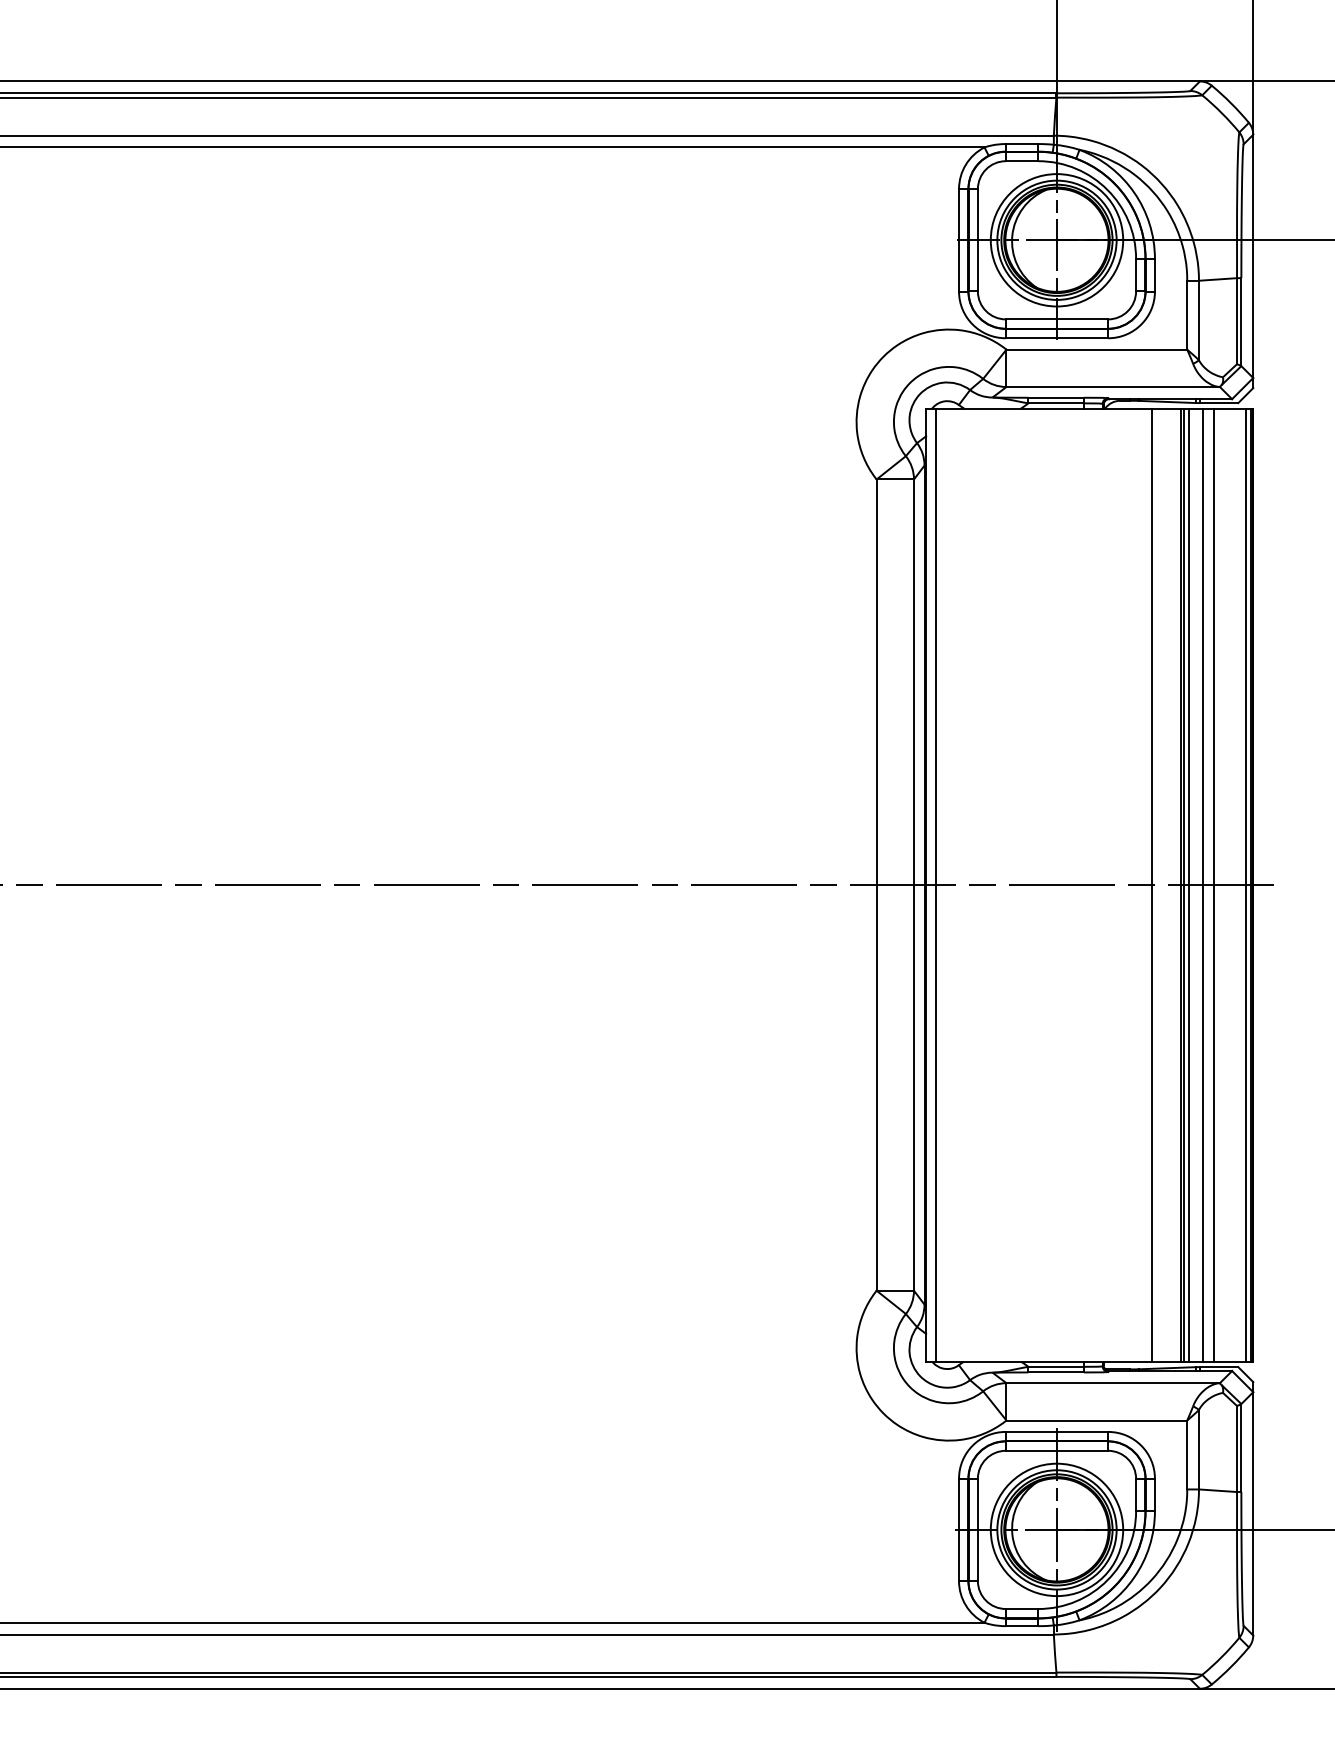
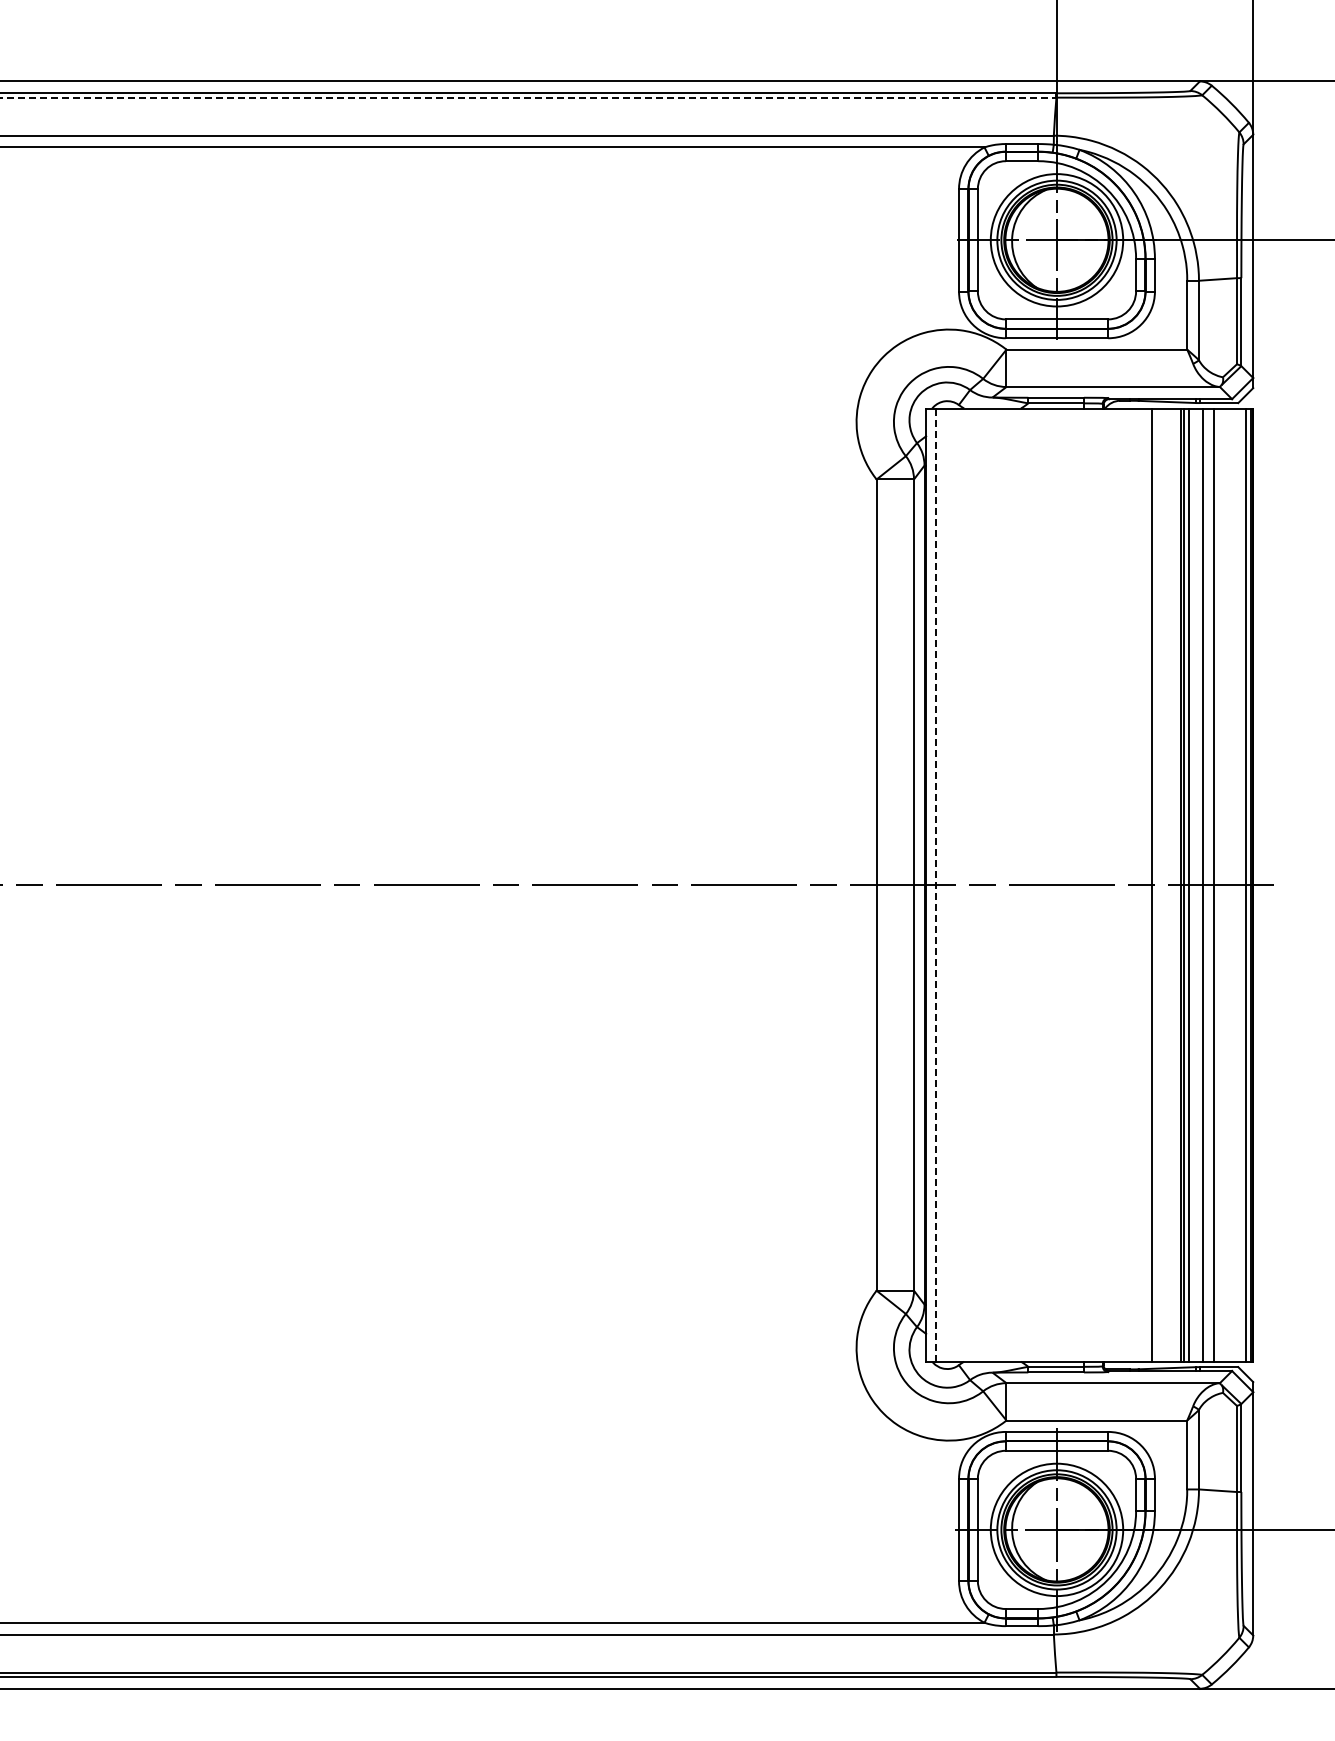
line: solid -> dashed (528, 97)
line: solid -> dashed (935, 885)
